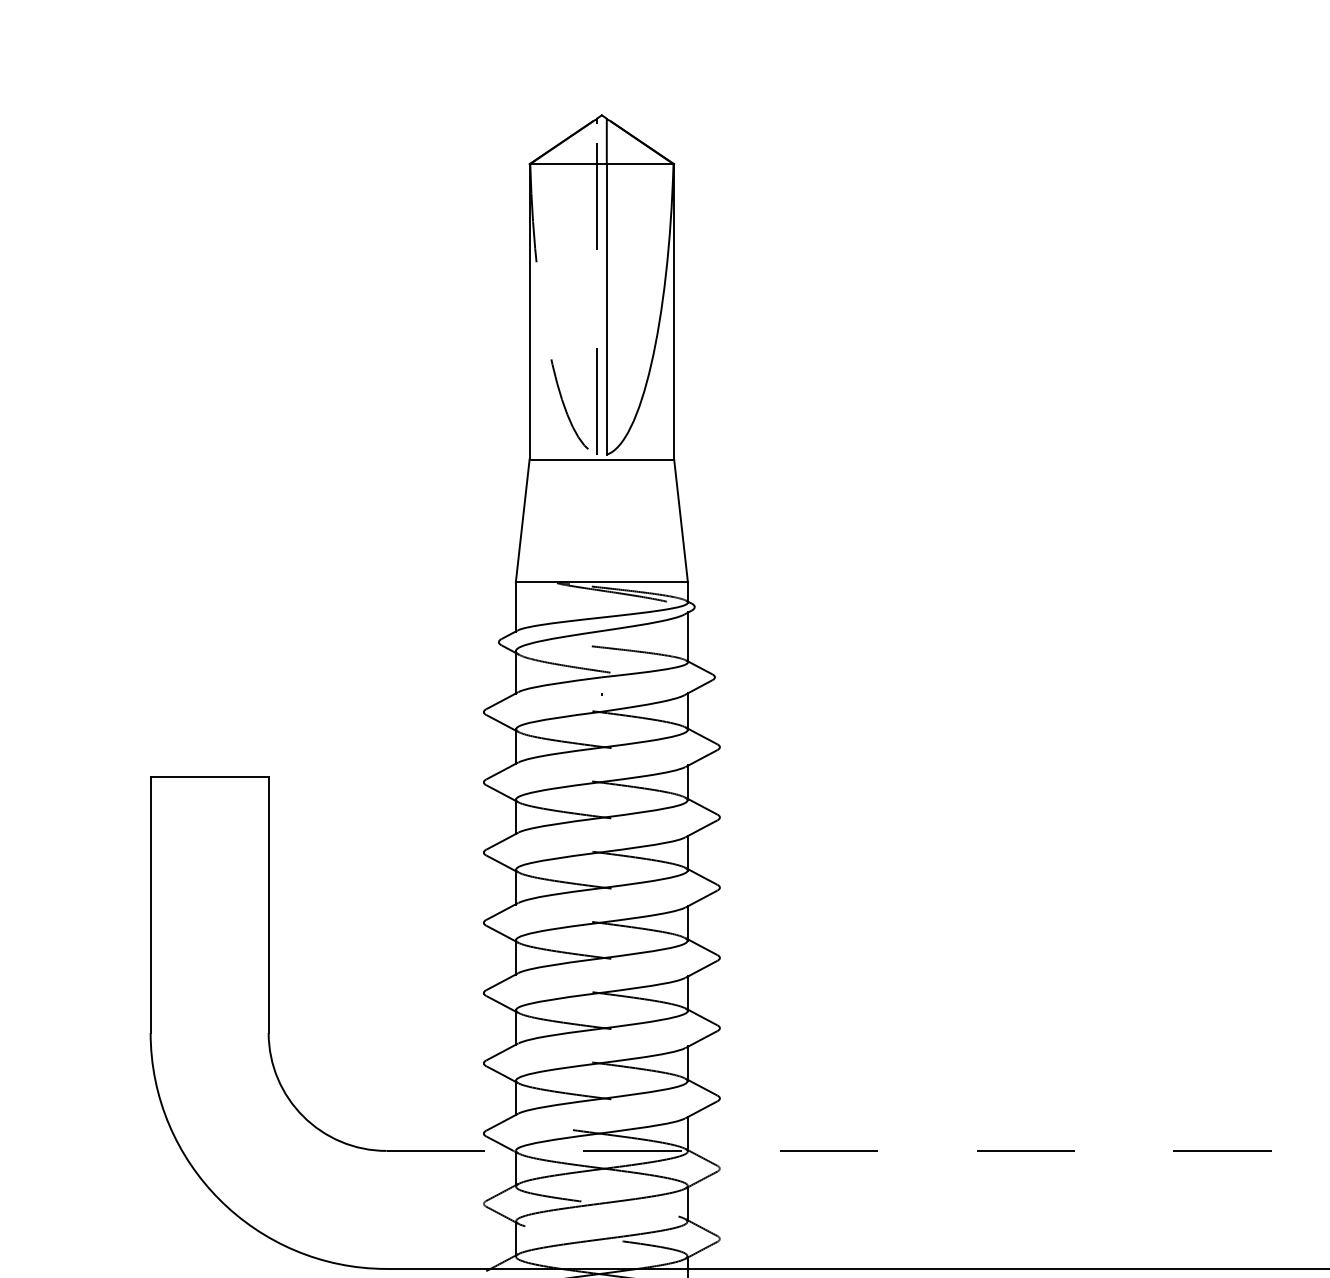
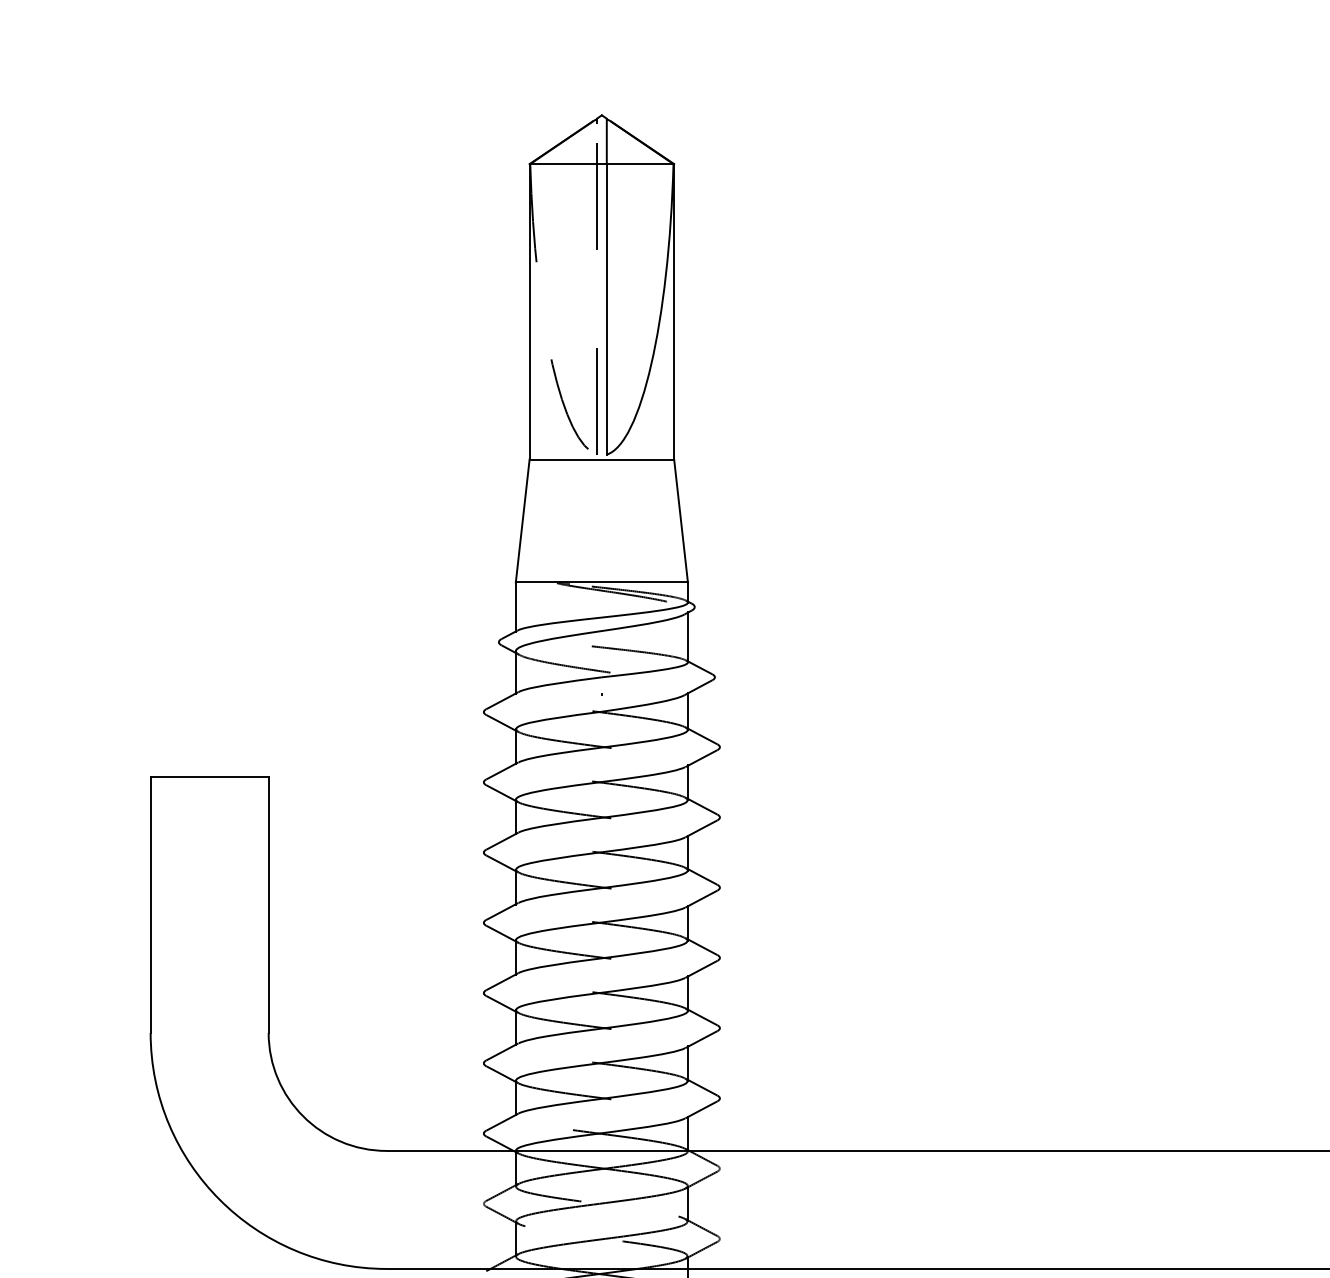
line: dashed -> solid (858, 1150)
